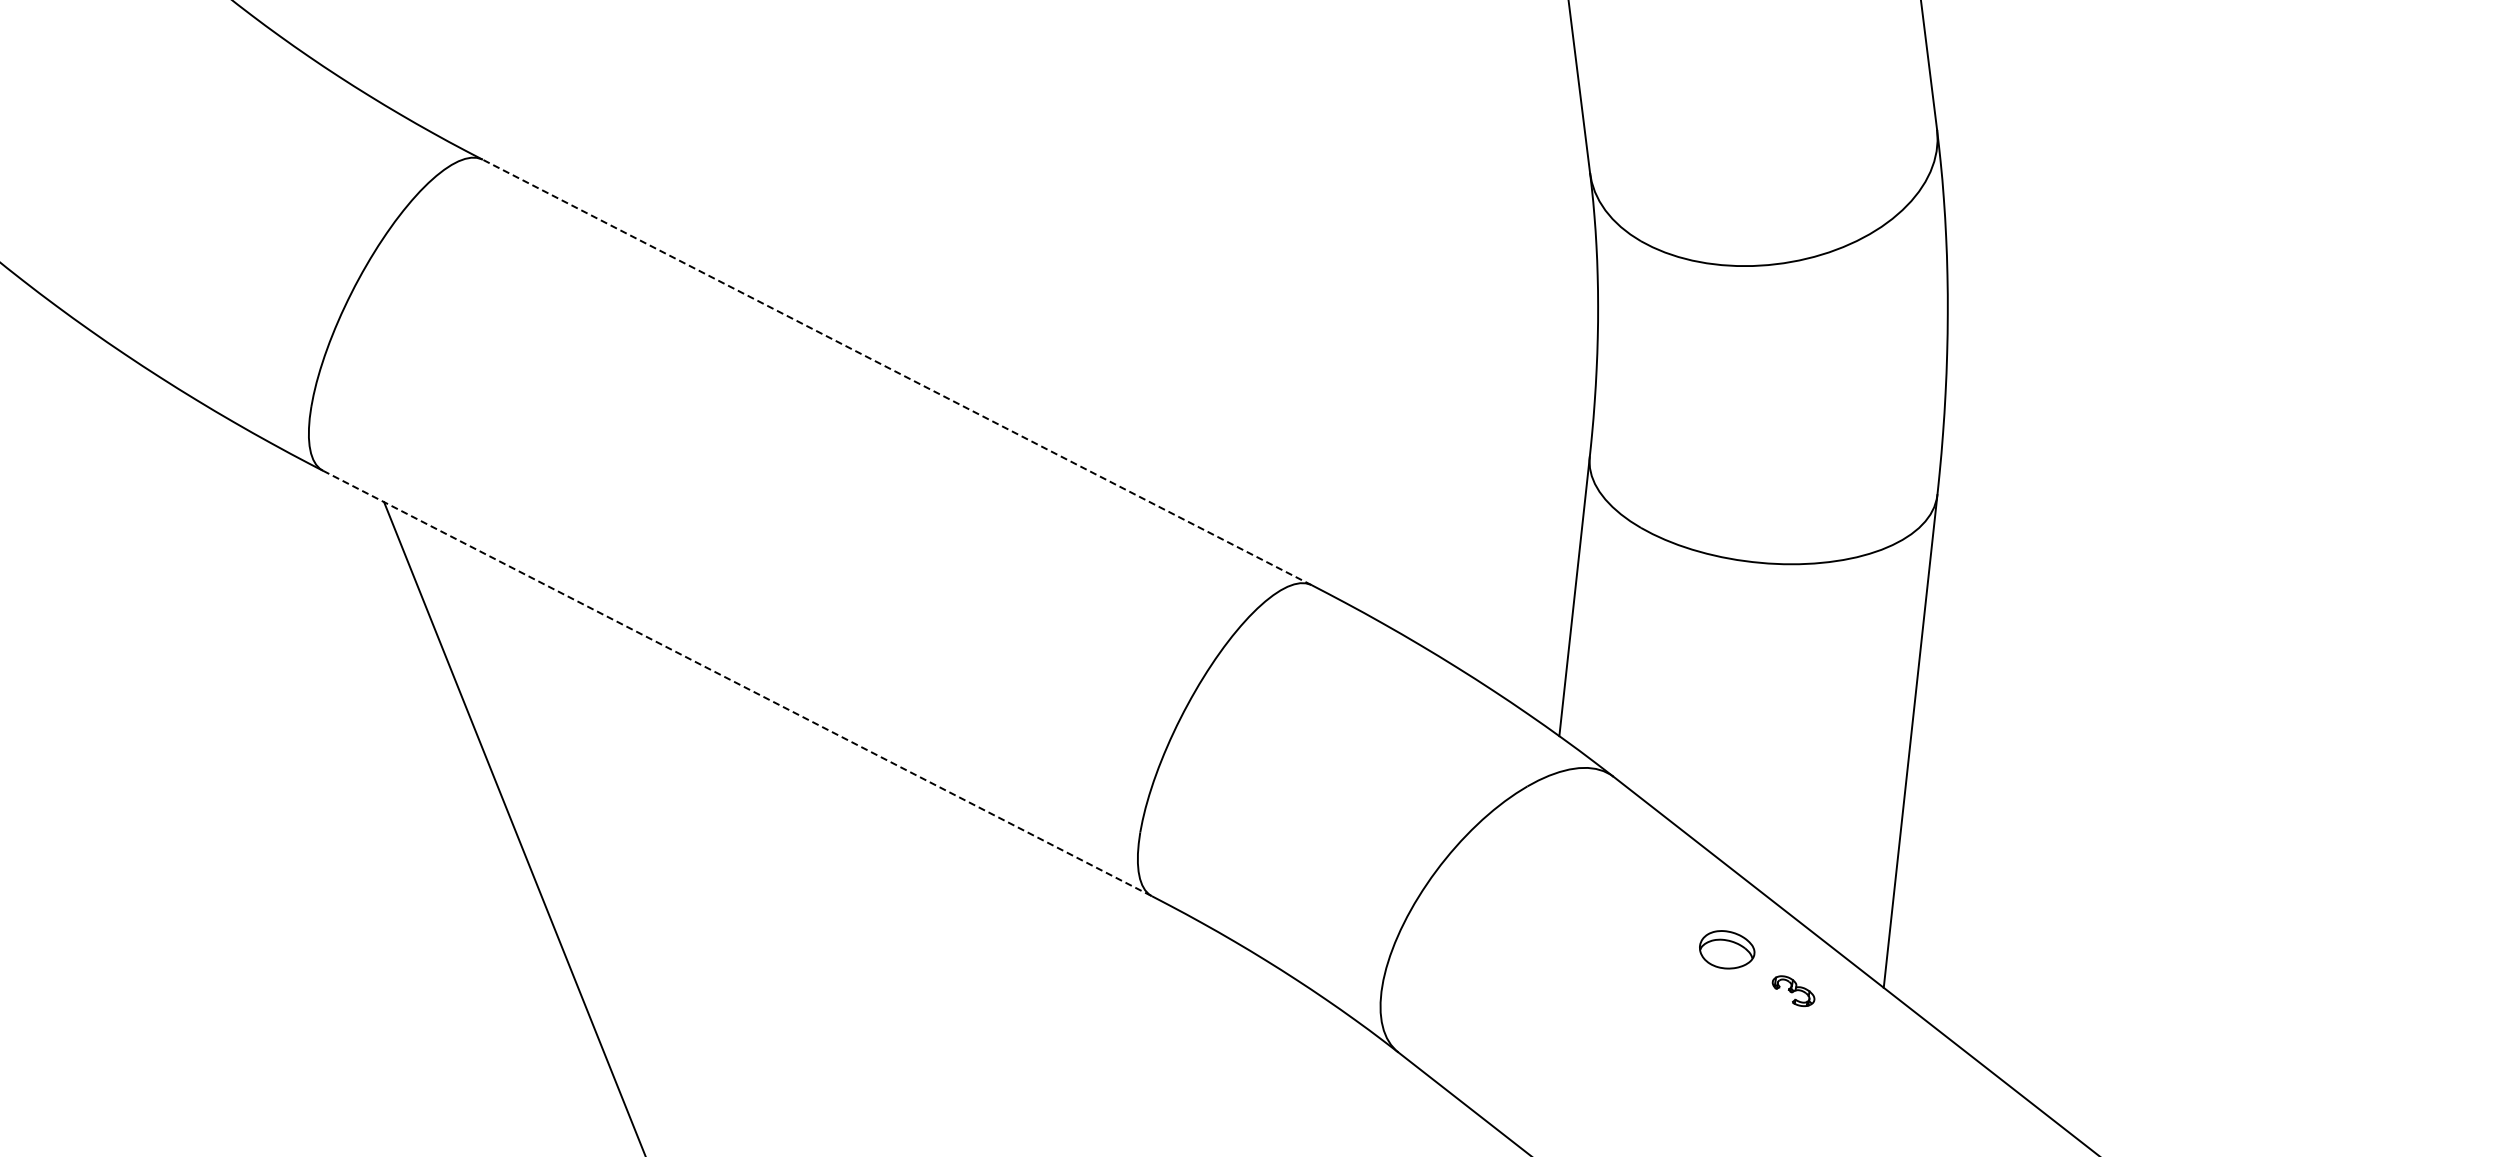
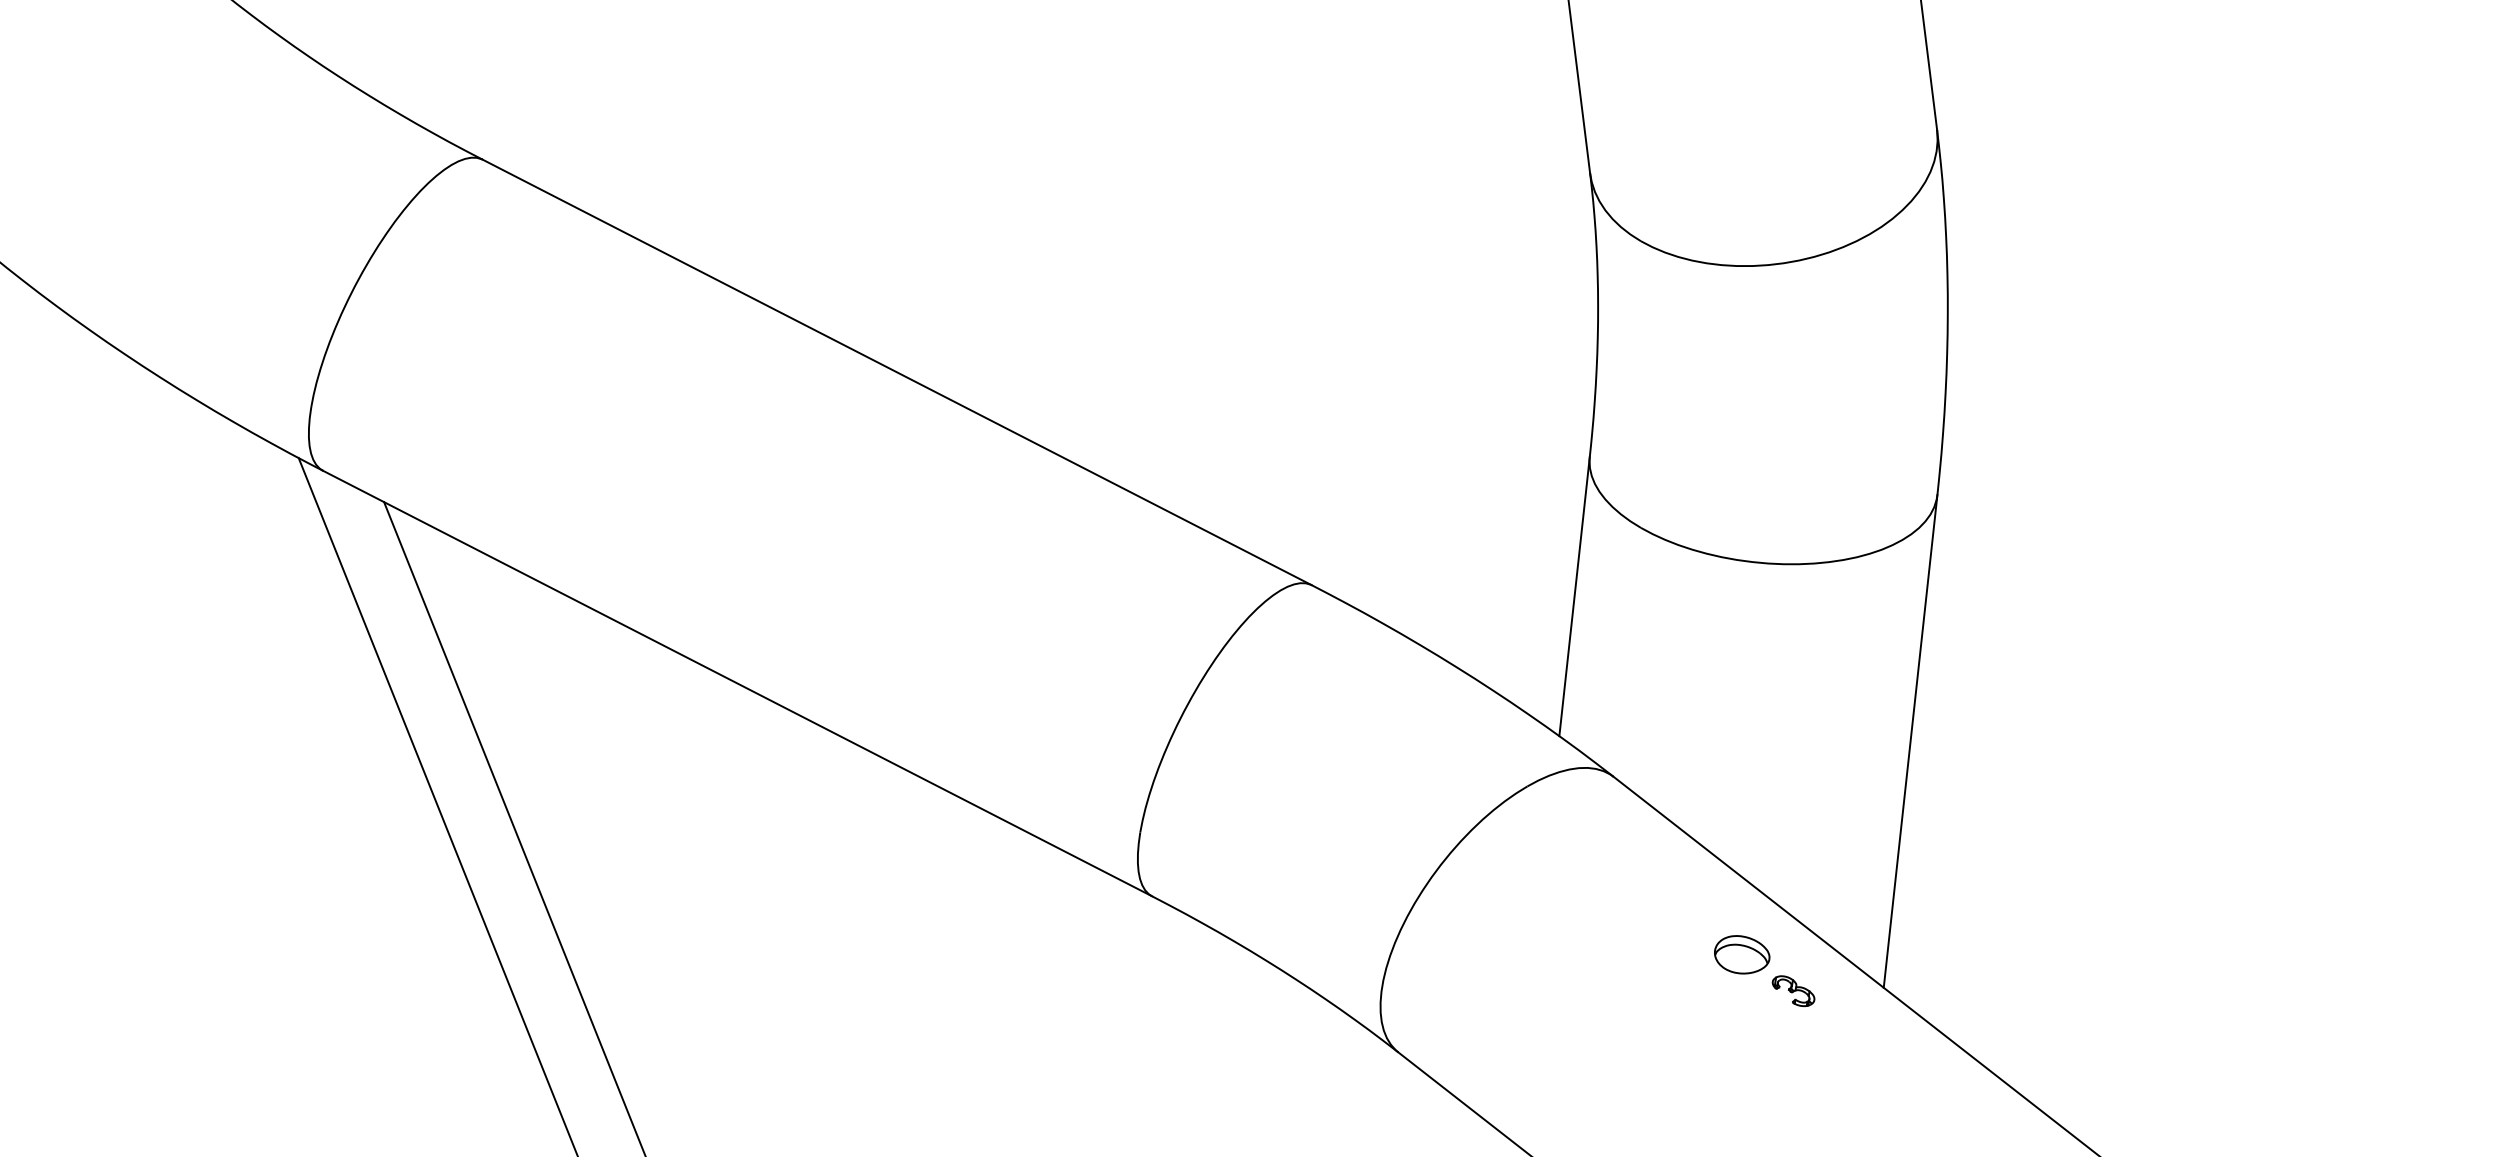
line: dashed -> solid (897, 372)
line: dashed -> solid (737, 683)
line: none -> present (437, 805)
part position: (1727, 949) -> (1742, 954) (1742, 954)
